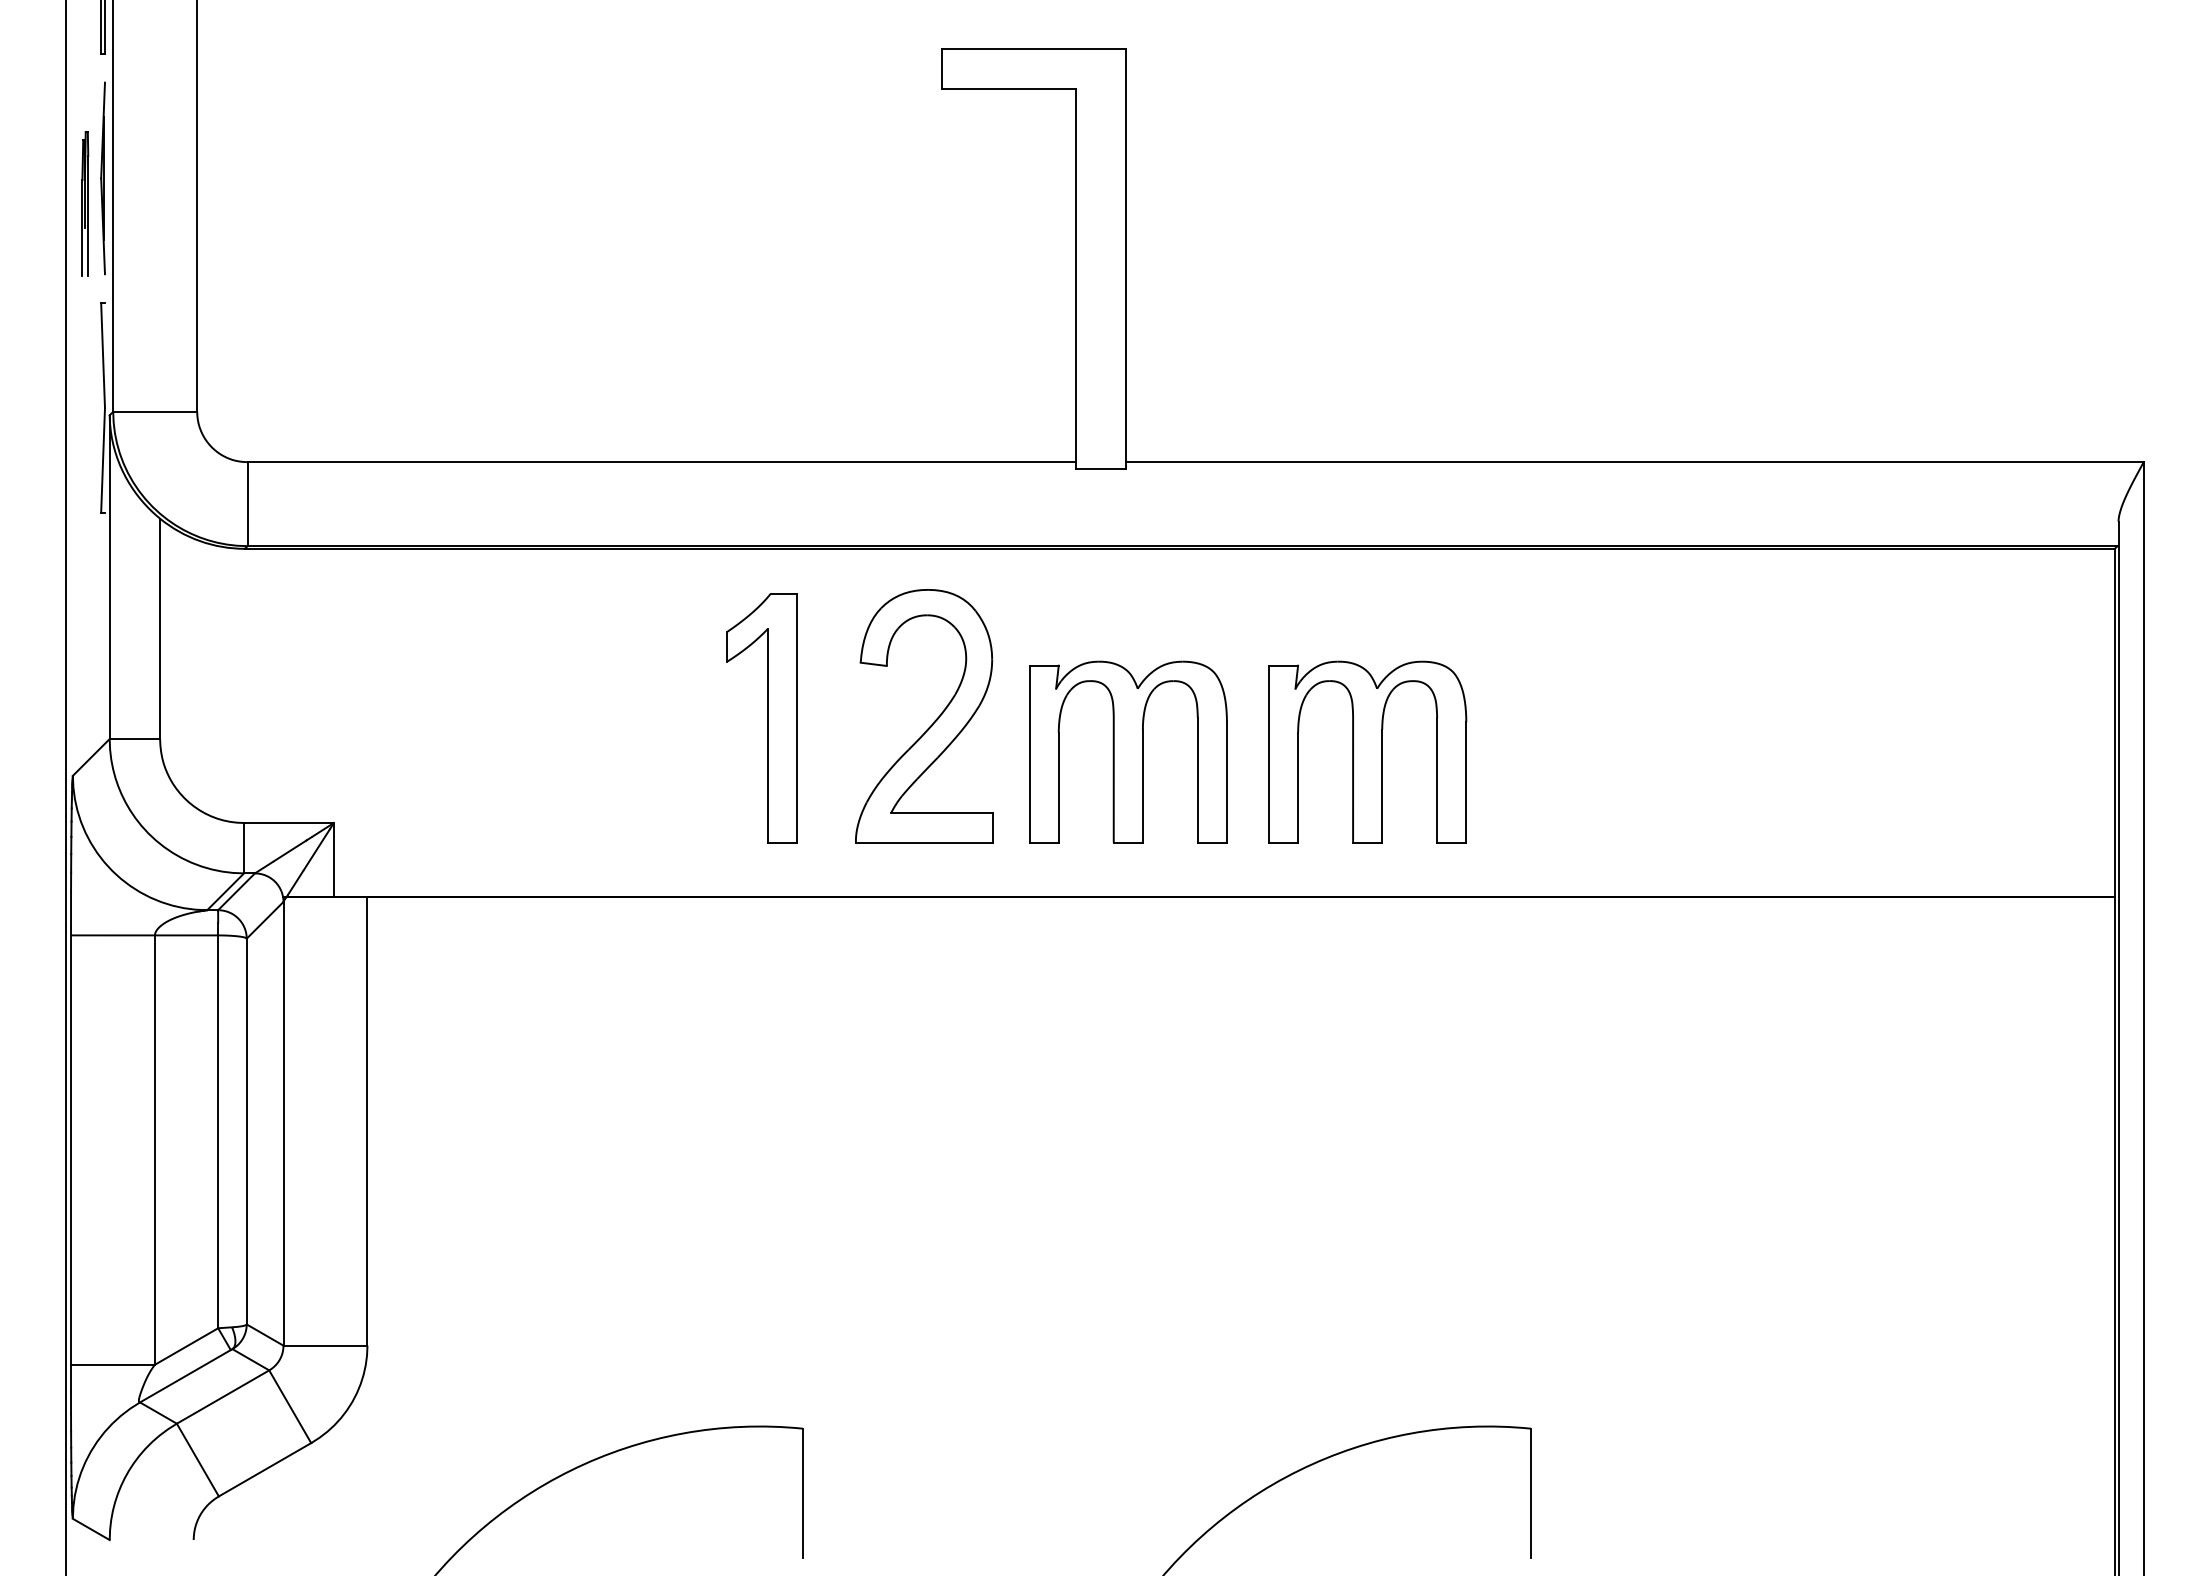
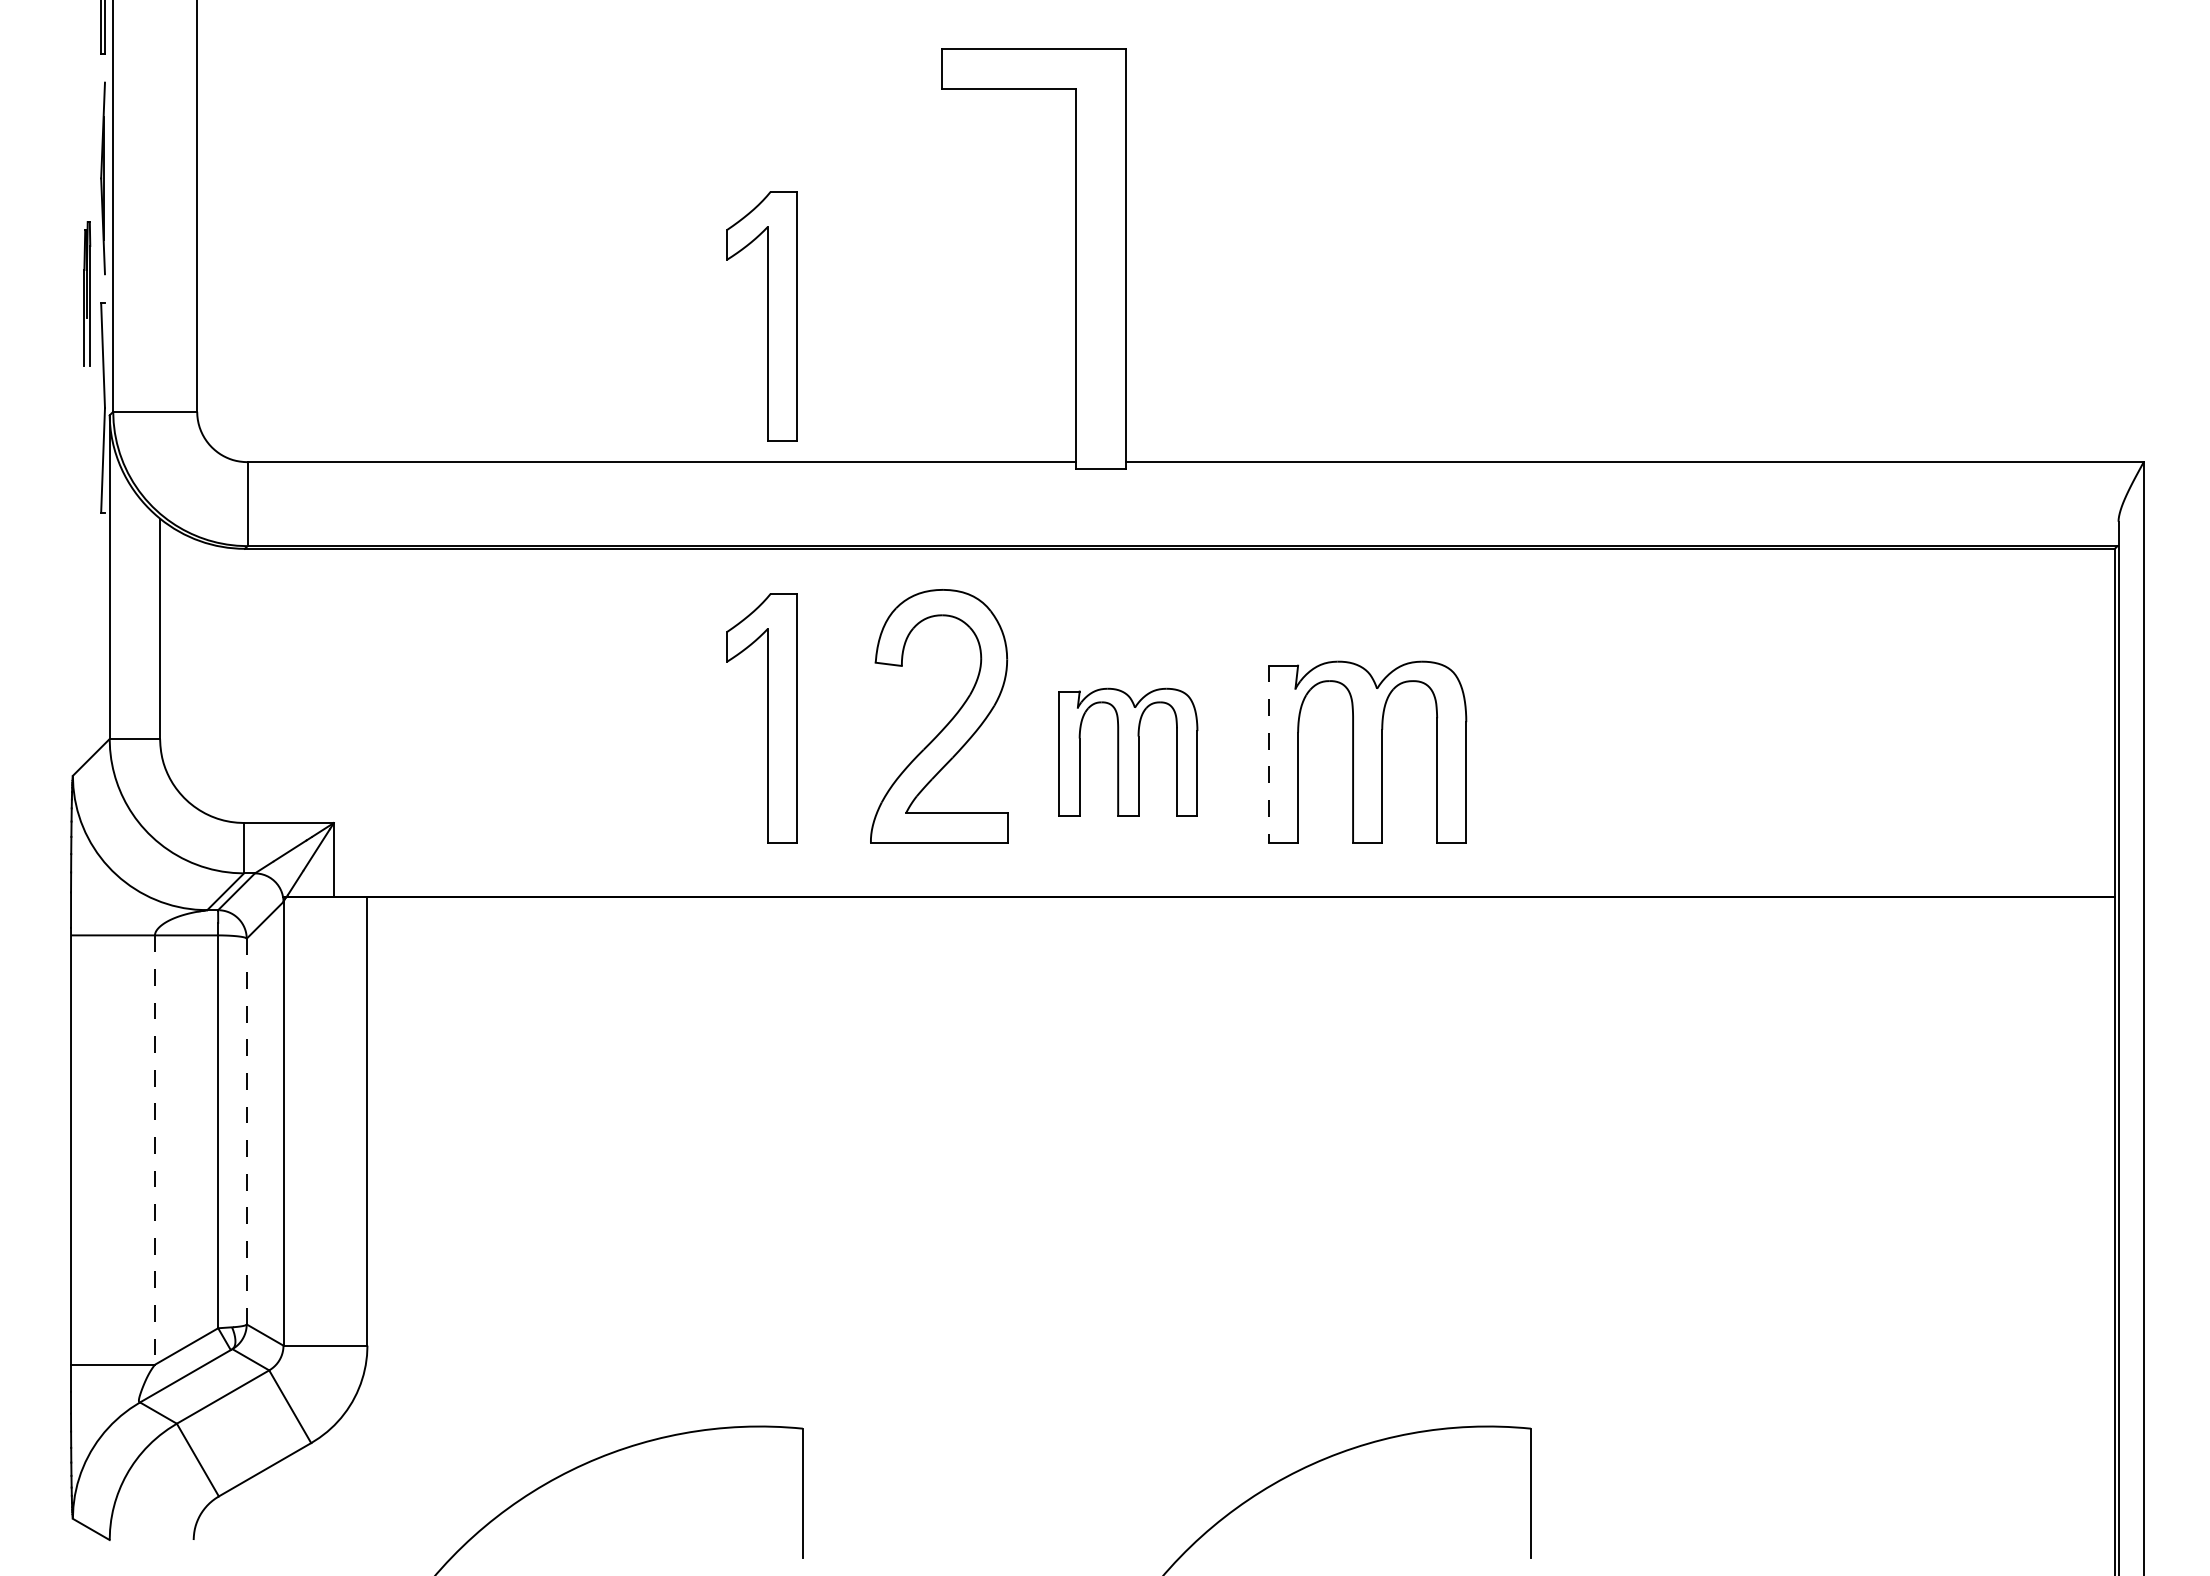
part position: (85, 203) -> (87, 293) (87, 293)
part: none -> present (761, 316)
part position: (932, 723) -> (947, 723) (947, 723)
part size: 199x184 px -> 141x130 px (1128, 751)
line: solid -> dashed (1269, 754)
line: present -> none (66, 787)
line: solid -> dashed (246, 1131)
line: solid -> dashed (154, 1150)
